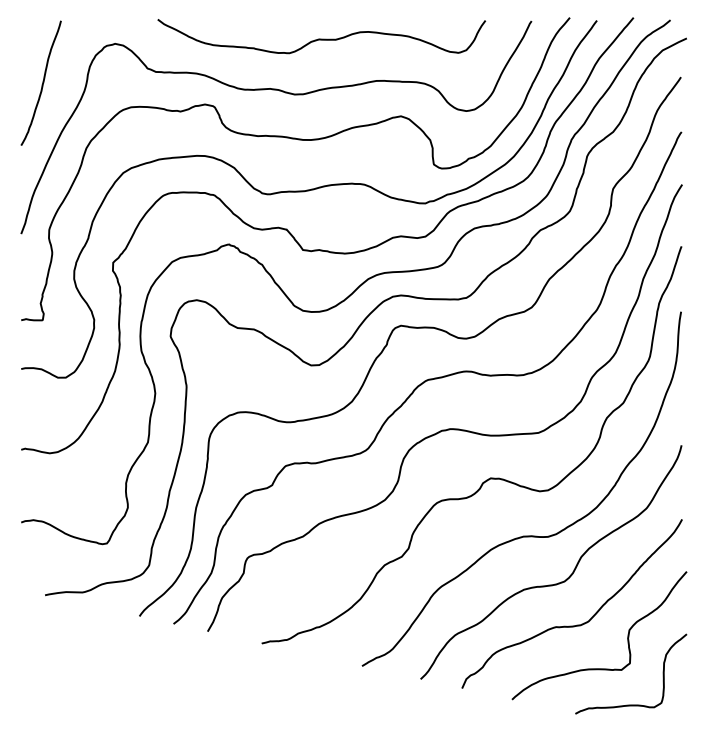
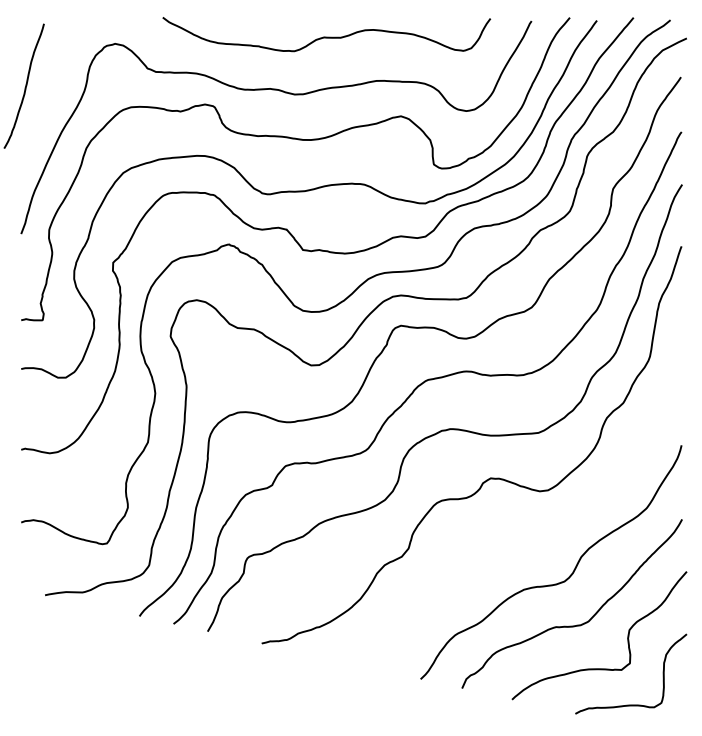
curve position: (321, 38) -> (326, 36) (326, 36)
curve position: (42, 82) -> (25, 85) (25, 85)
curve: present -> none (523, 535)
